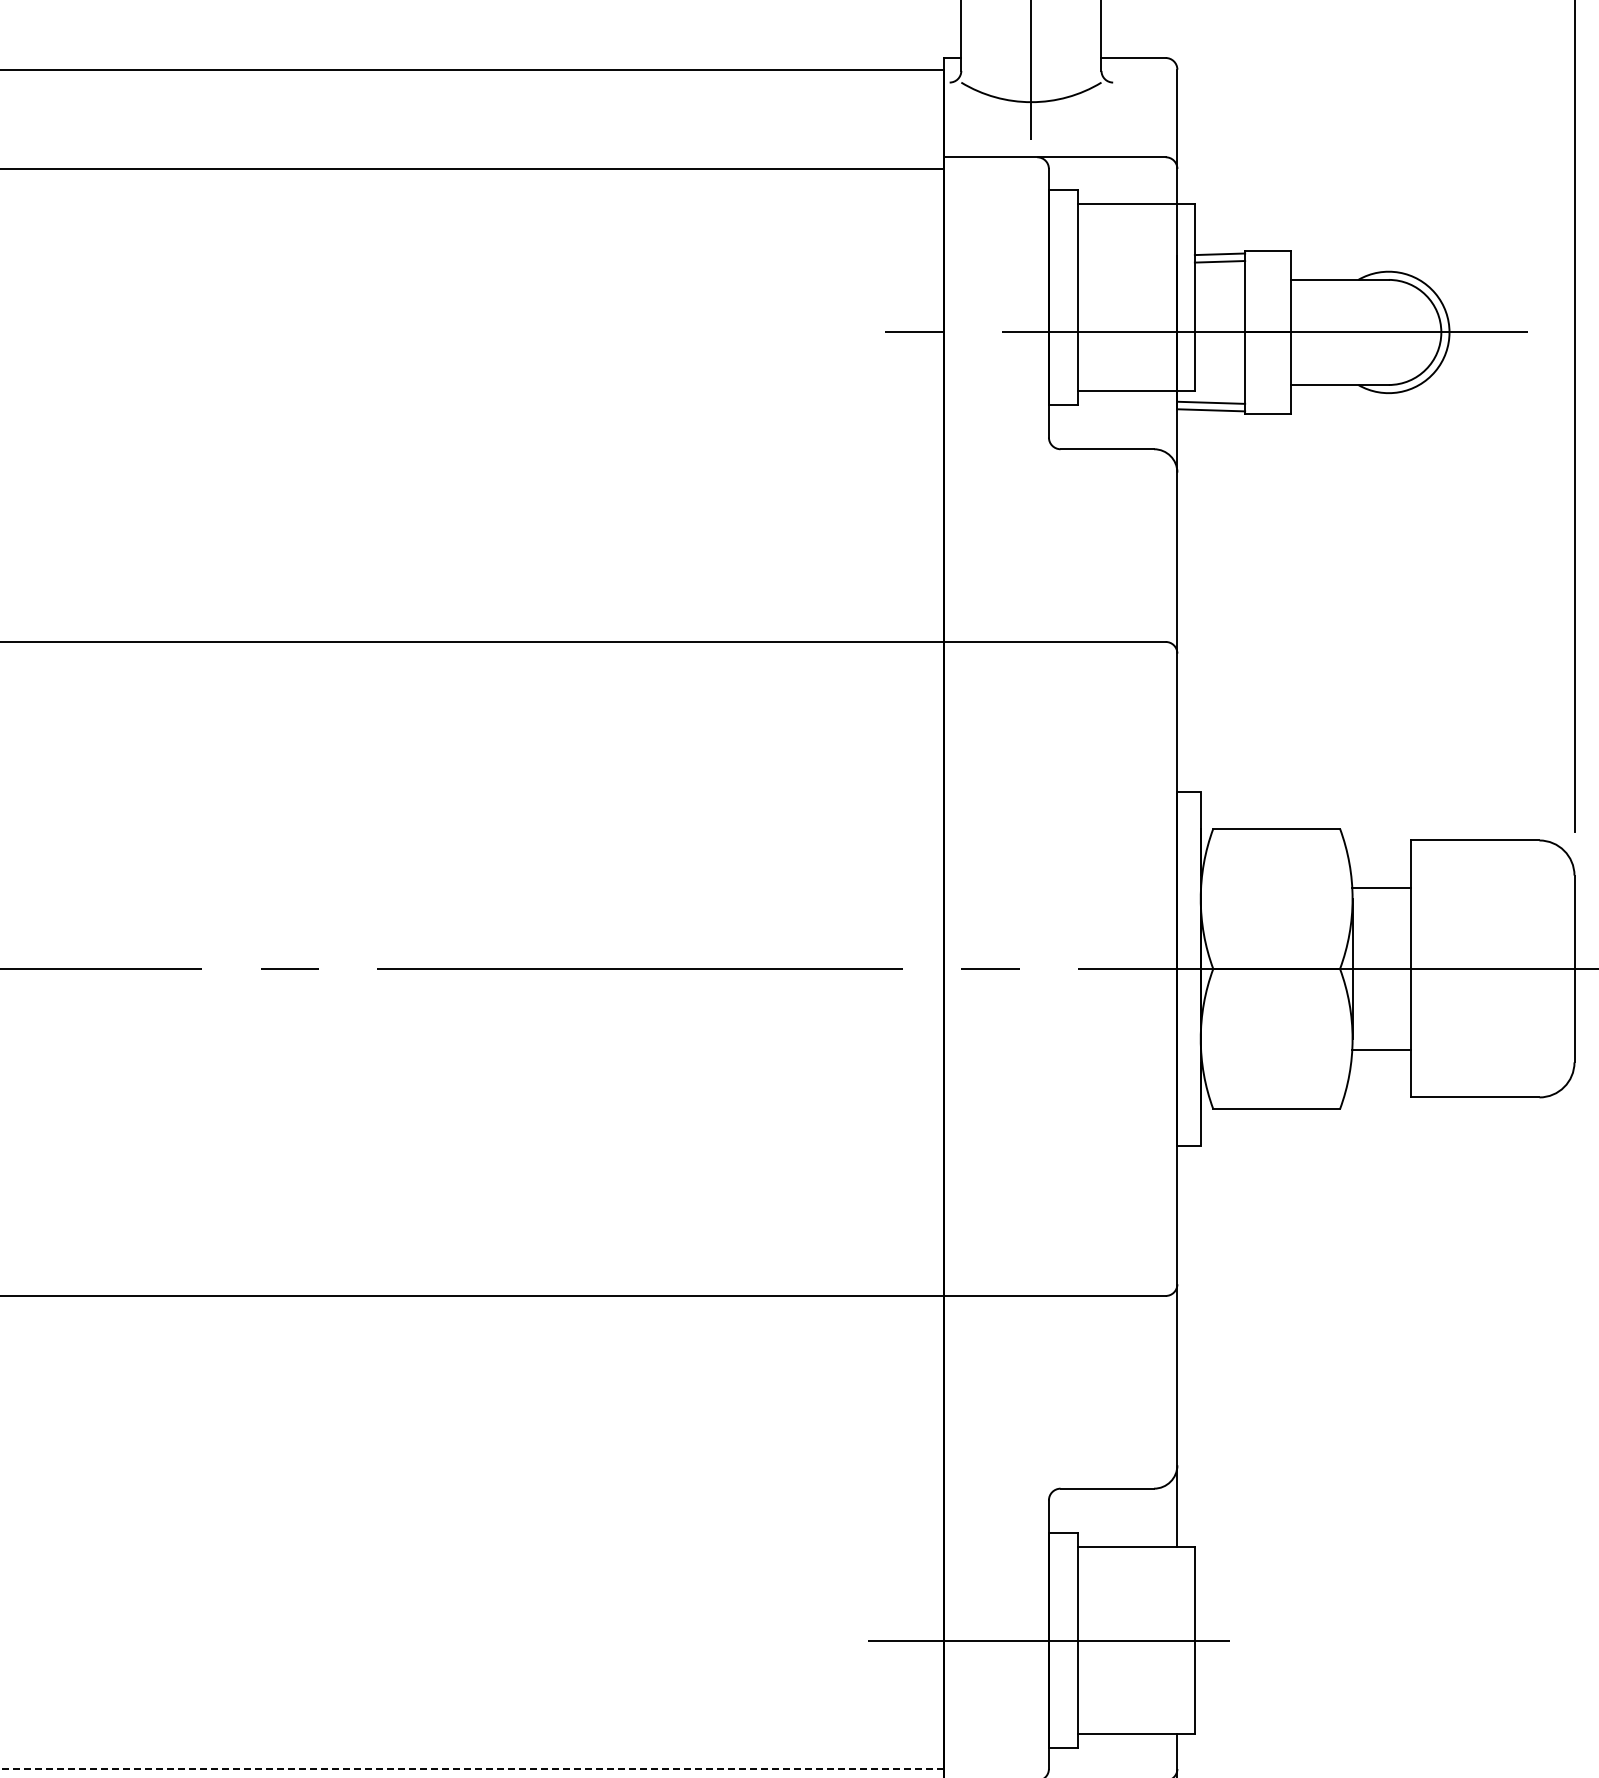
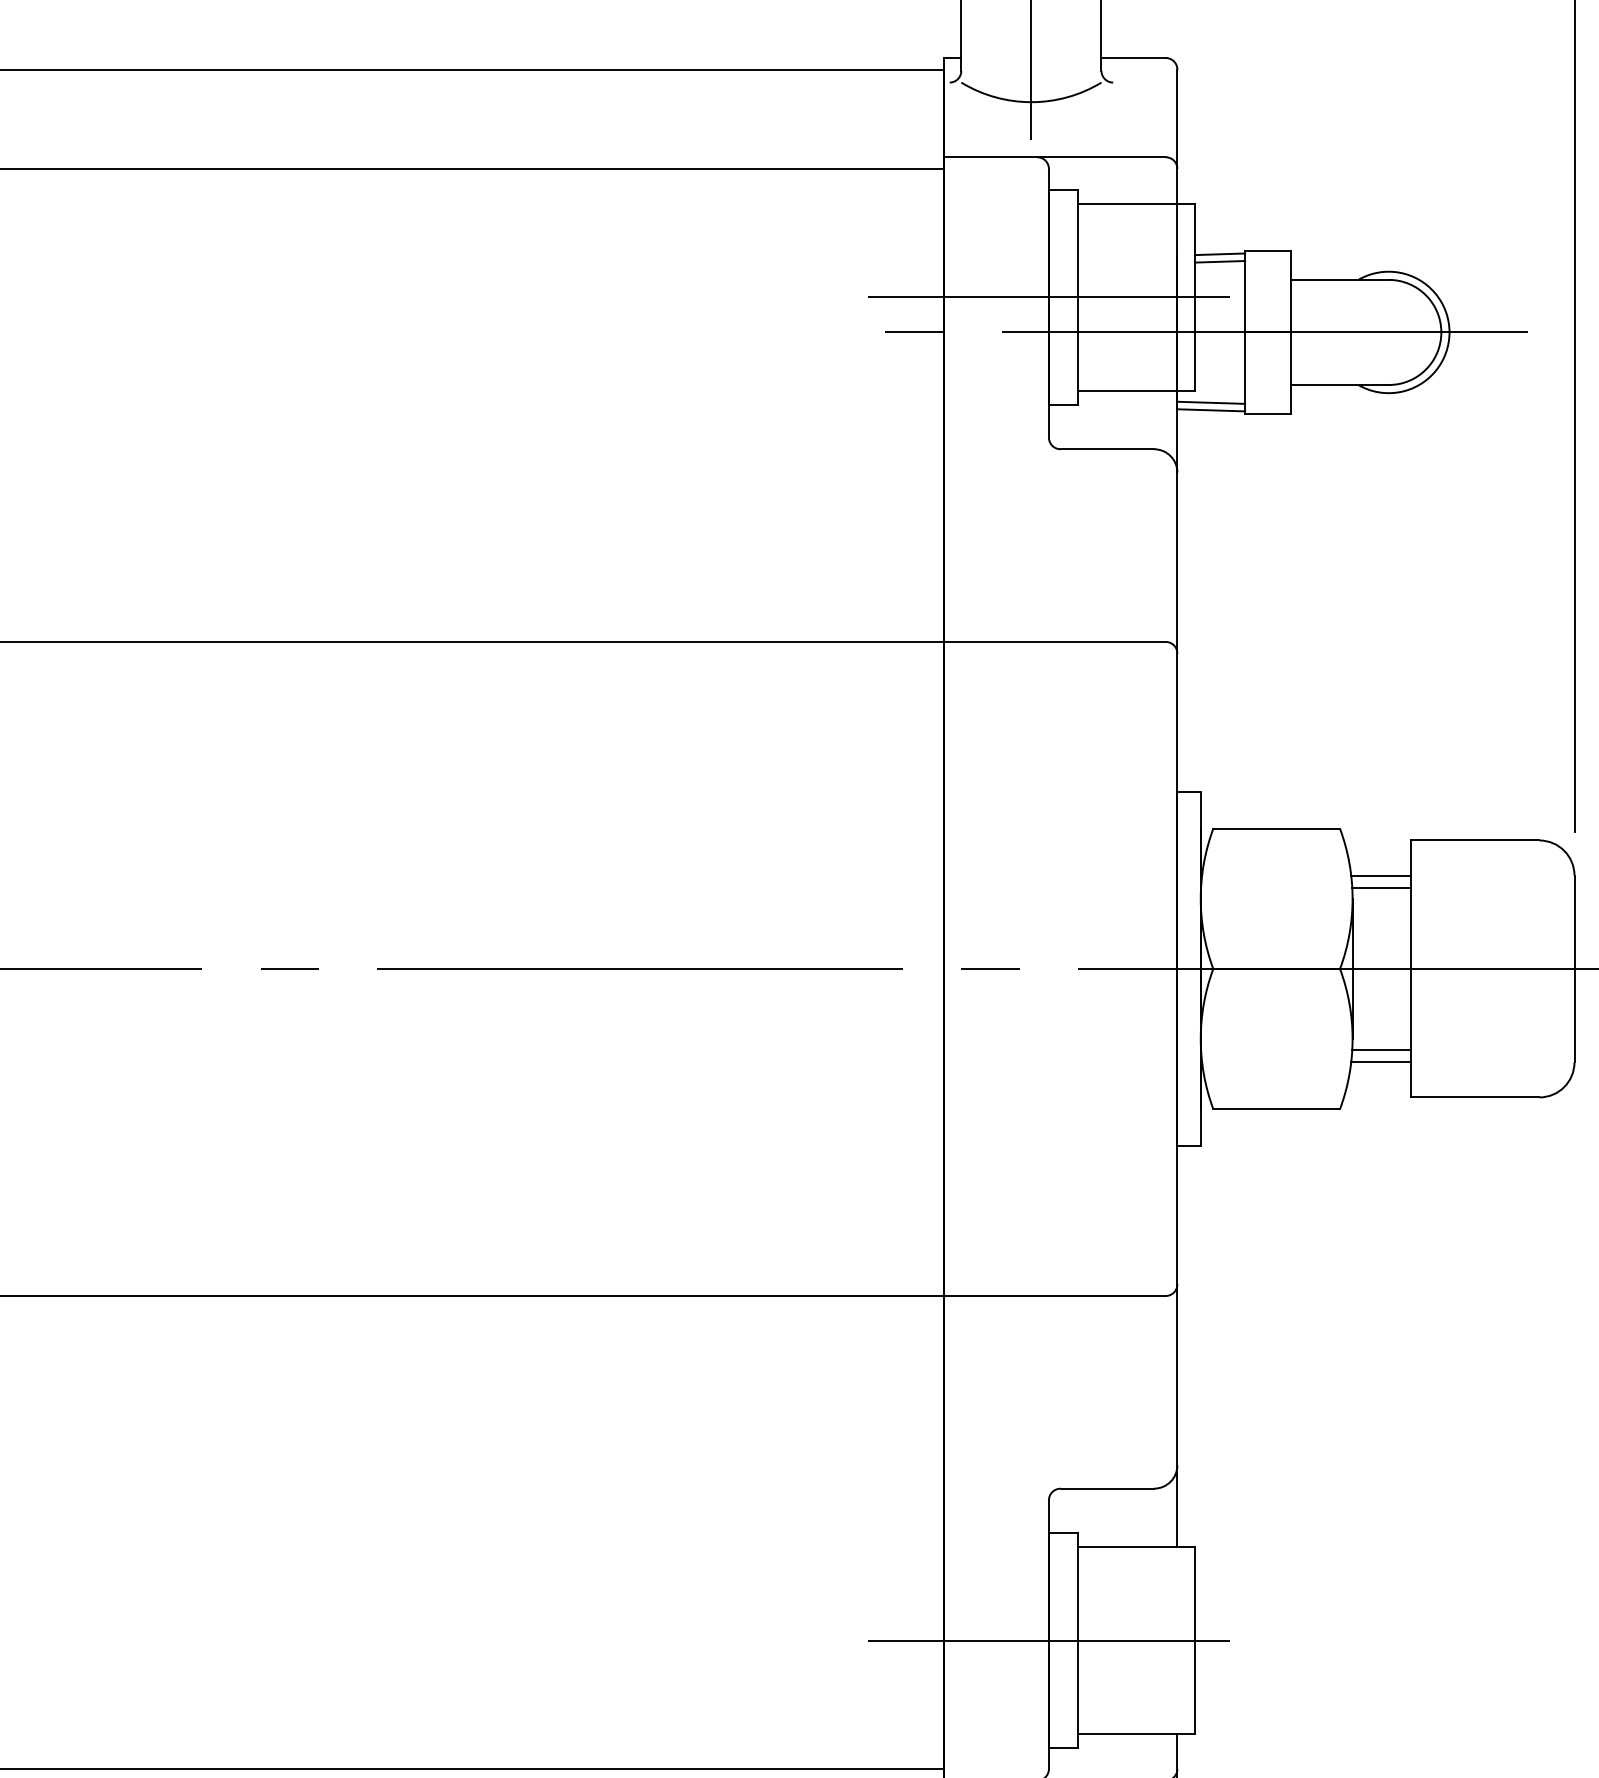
line: none -> present (1048, 297)
line: none -> present (1380, 875)
line: none -> present (1380, 1062)
line: dashed -> solid (472, 1768)
